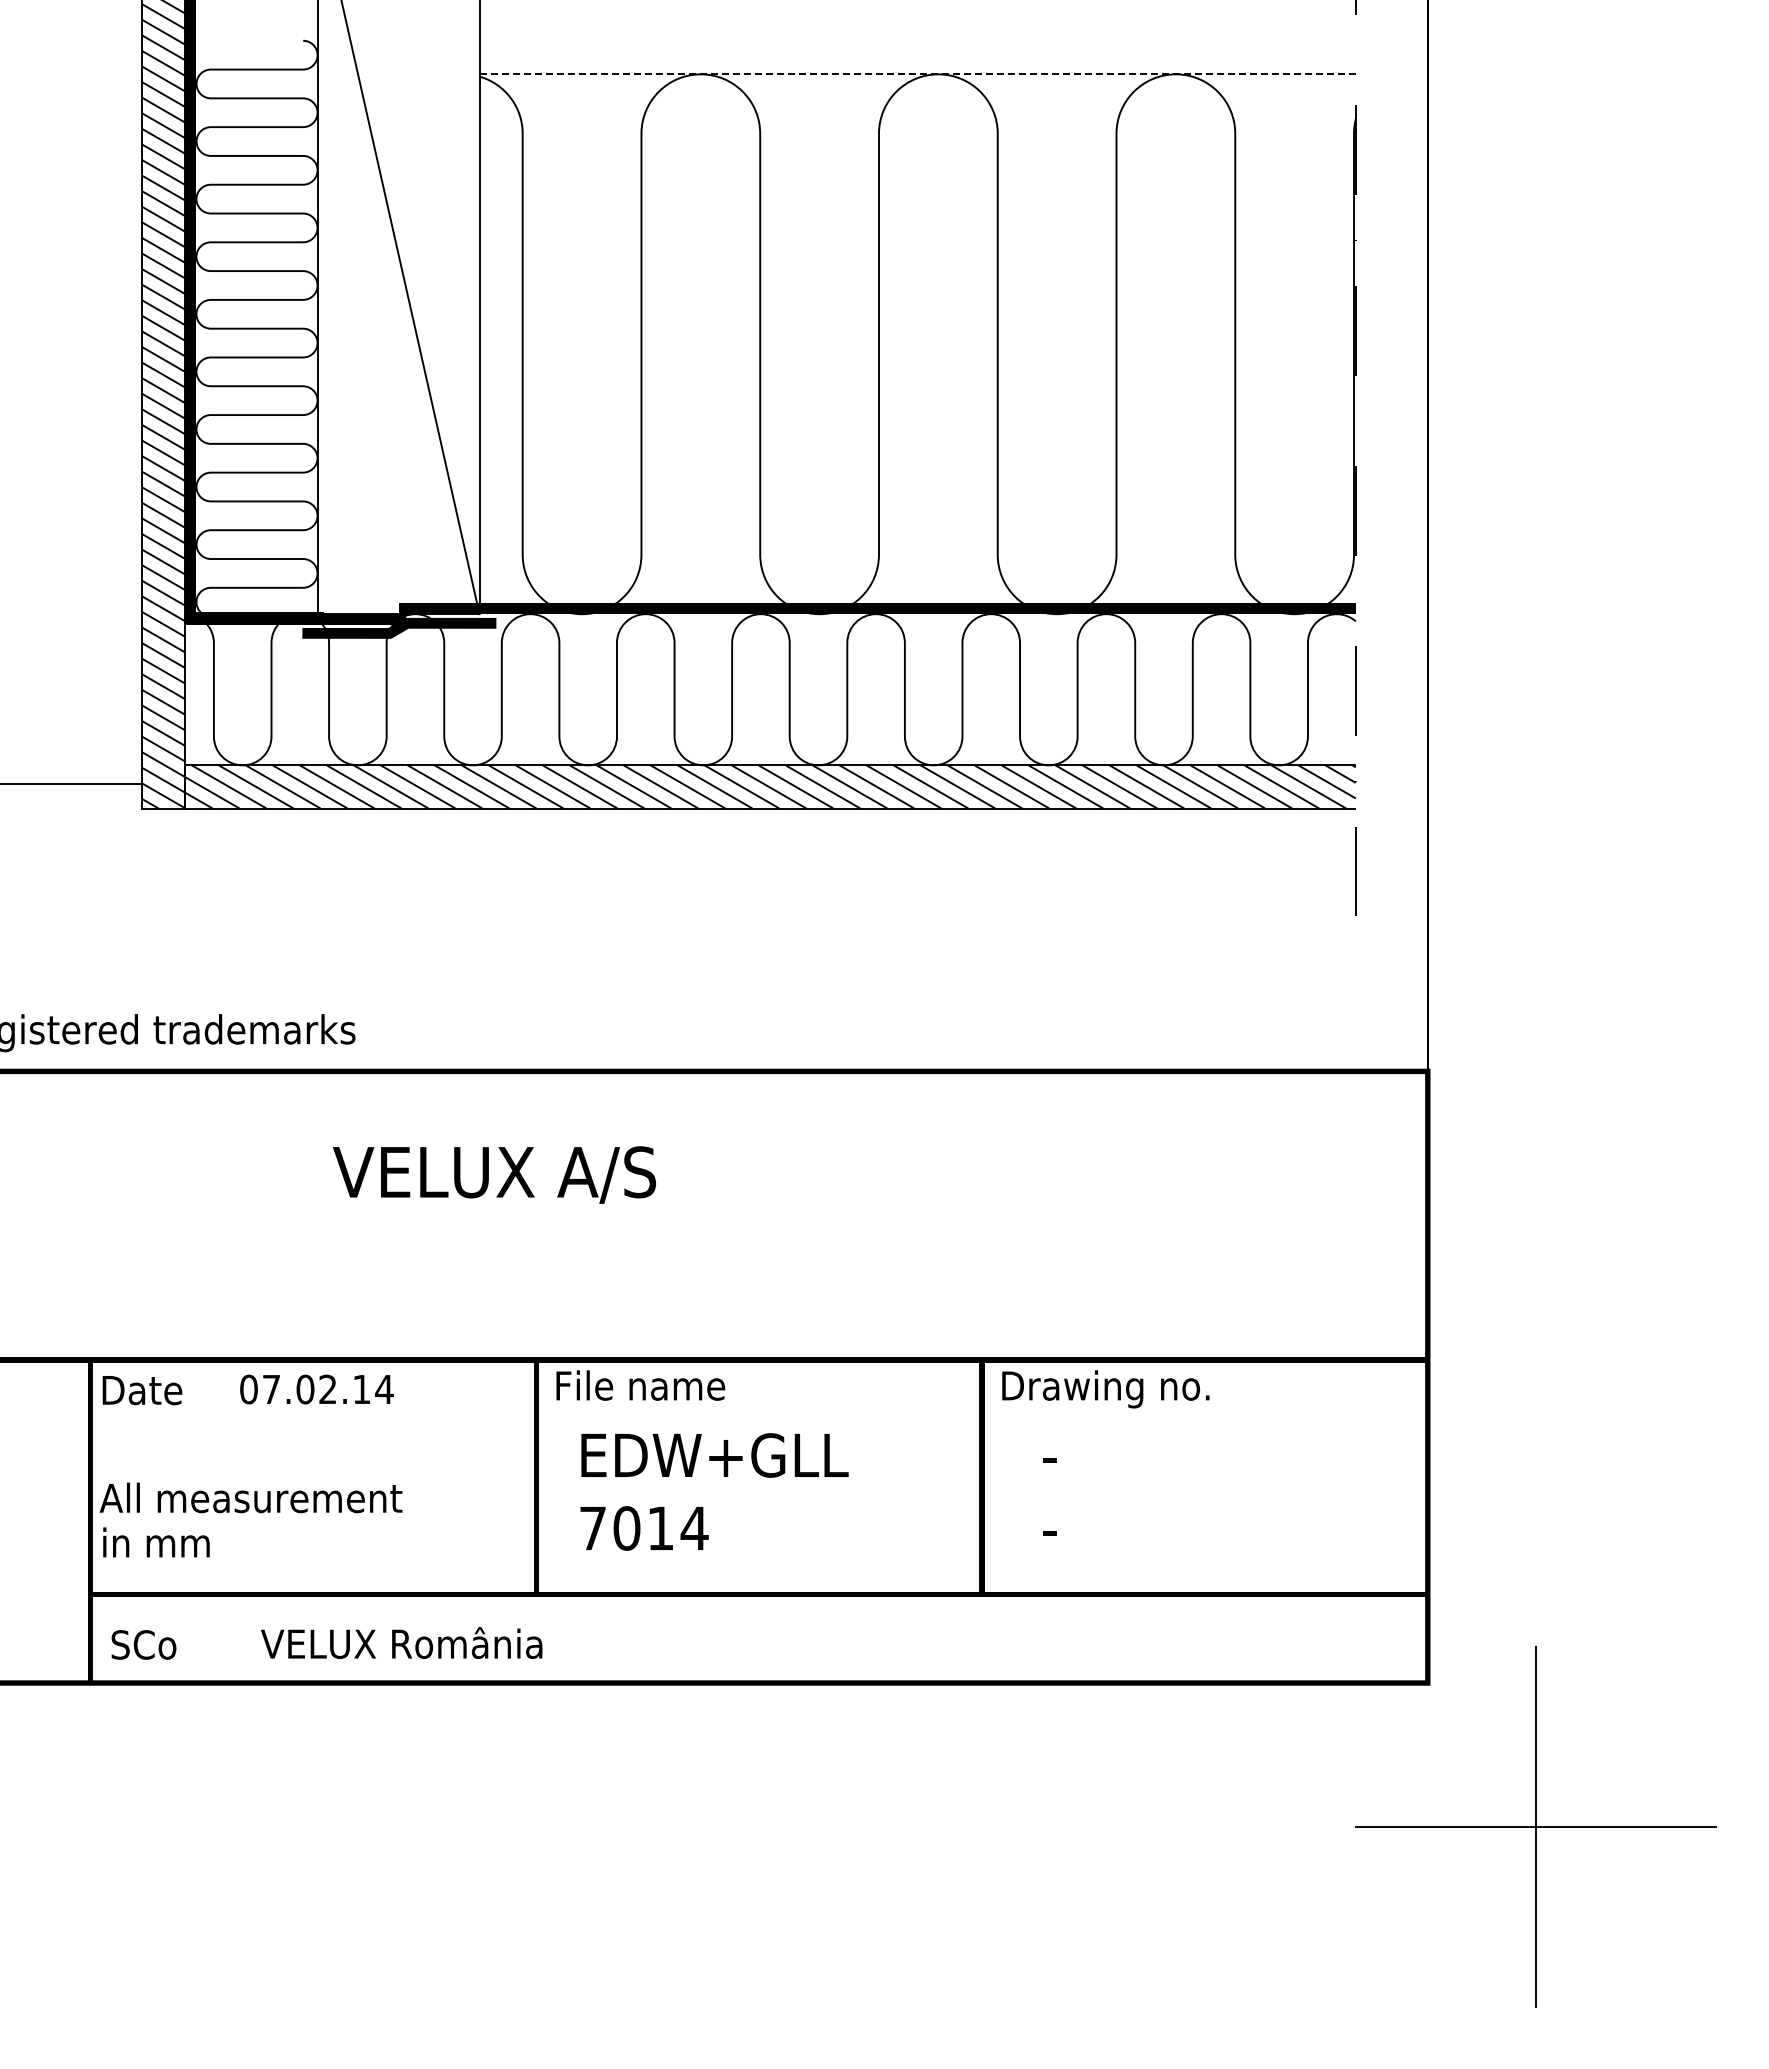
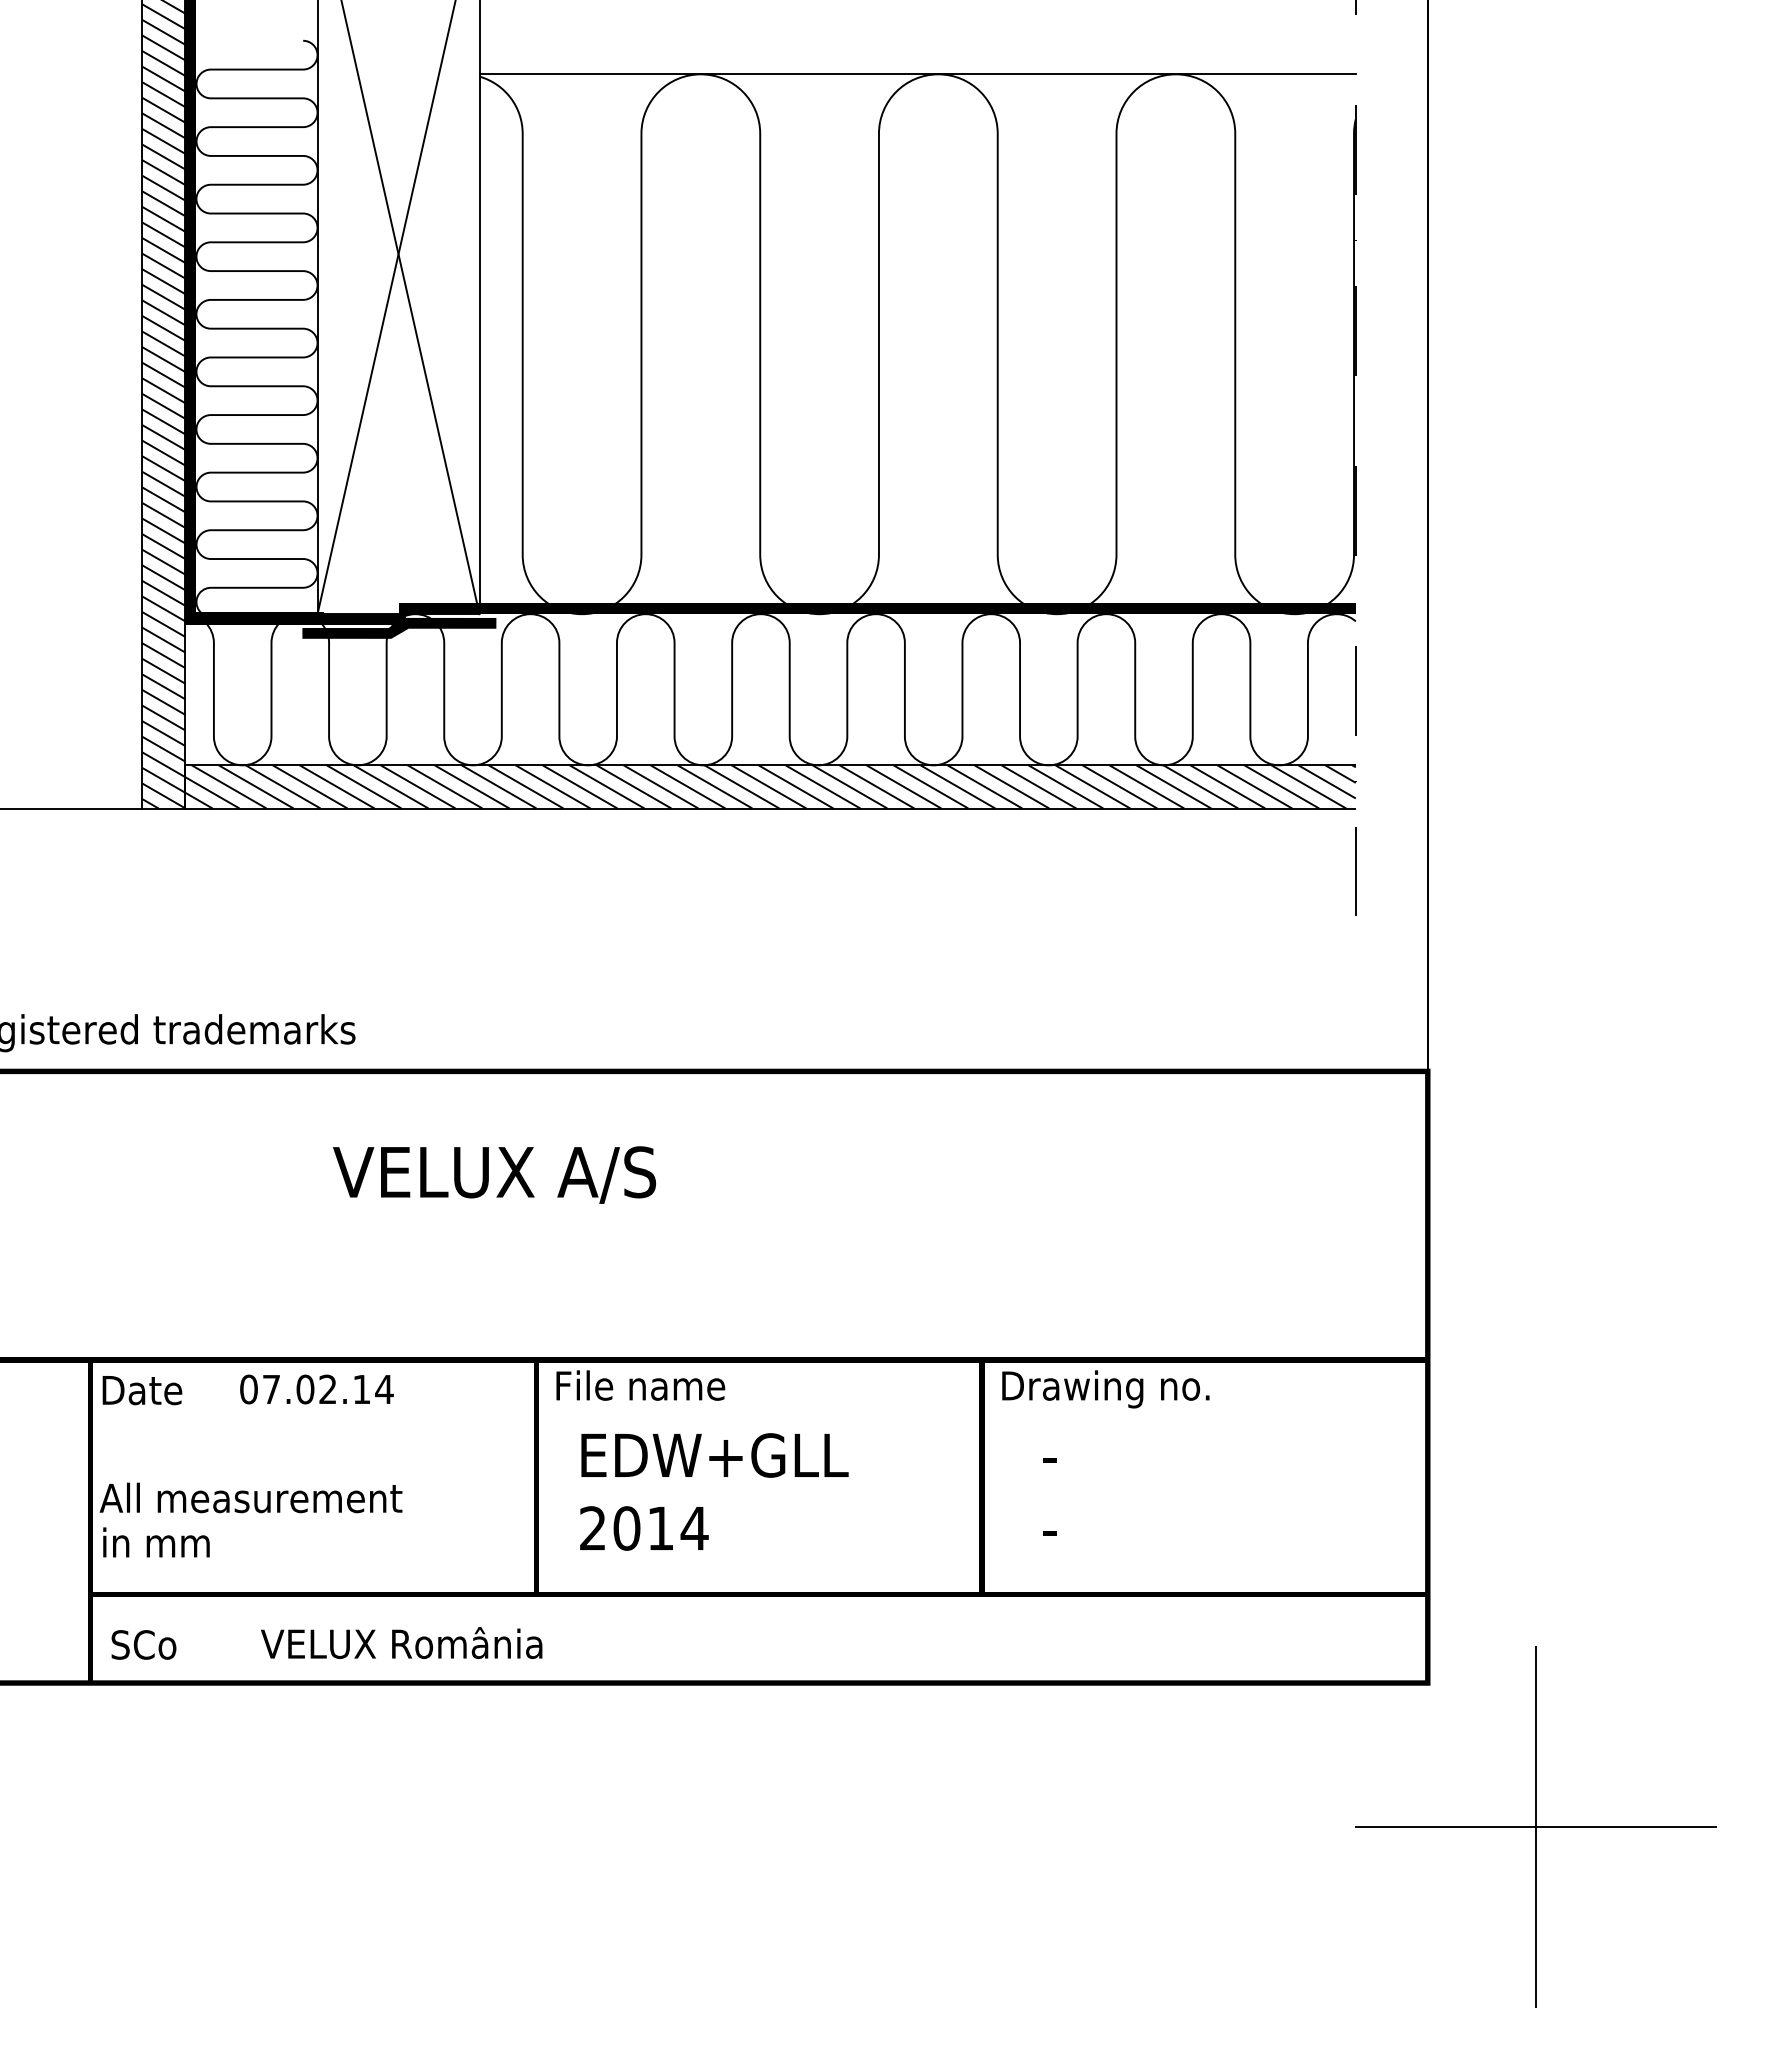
line: dashed -> solid (917, 74)
line: none -> present (386, 308)
line position: (71, 783) -> (71, 808) (71, 808)
text: 7014 -> 2014 (592, 1527)
